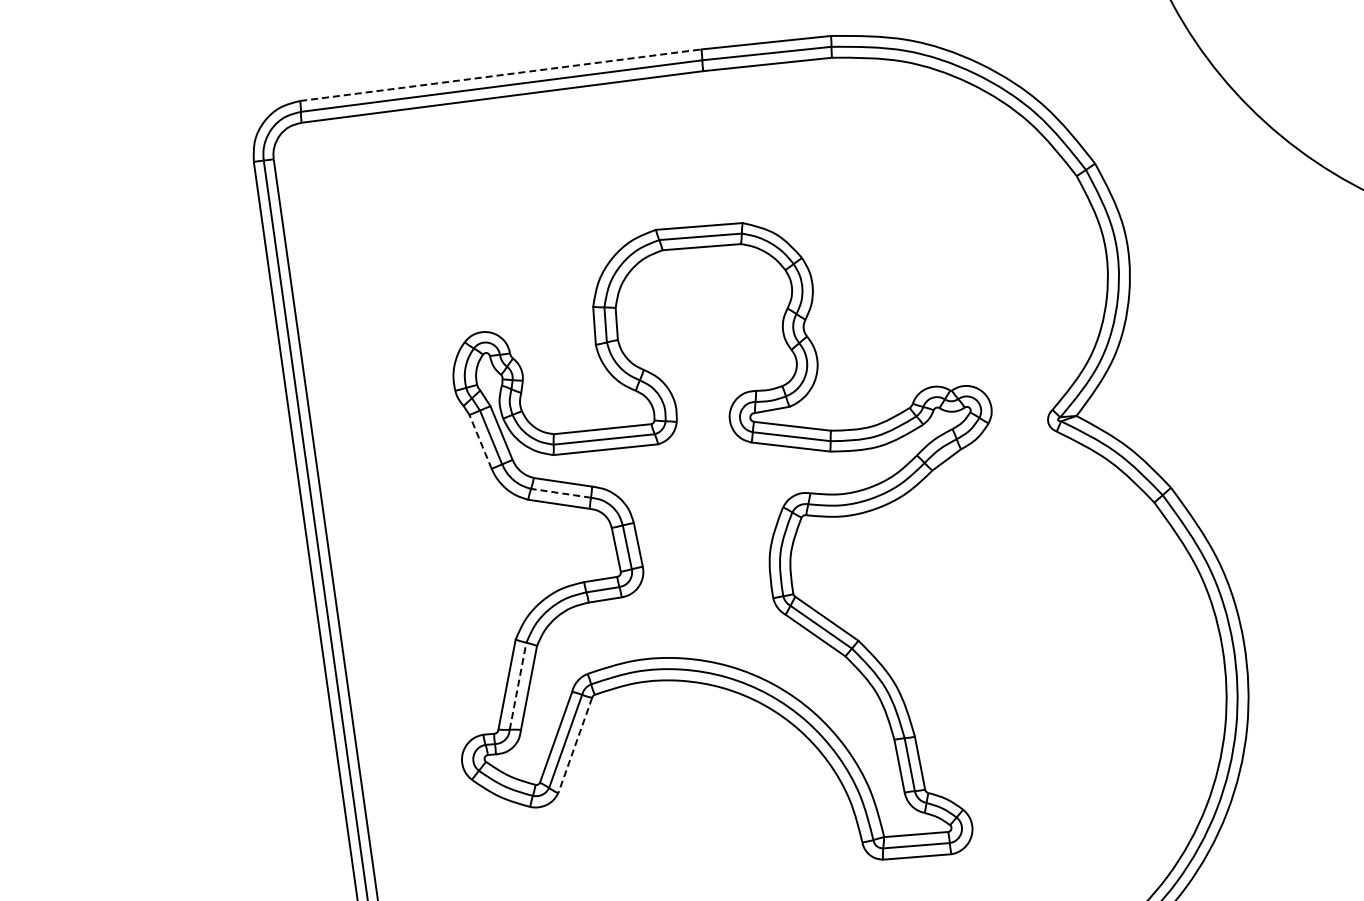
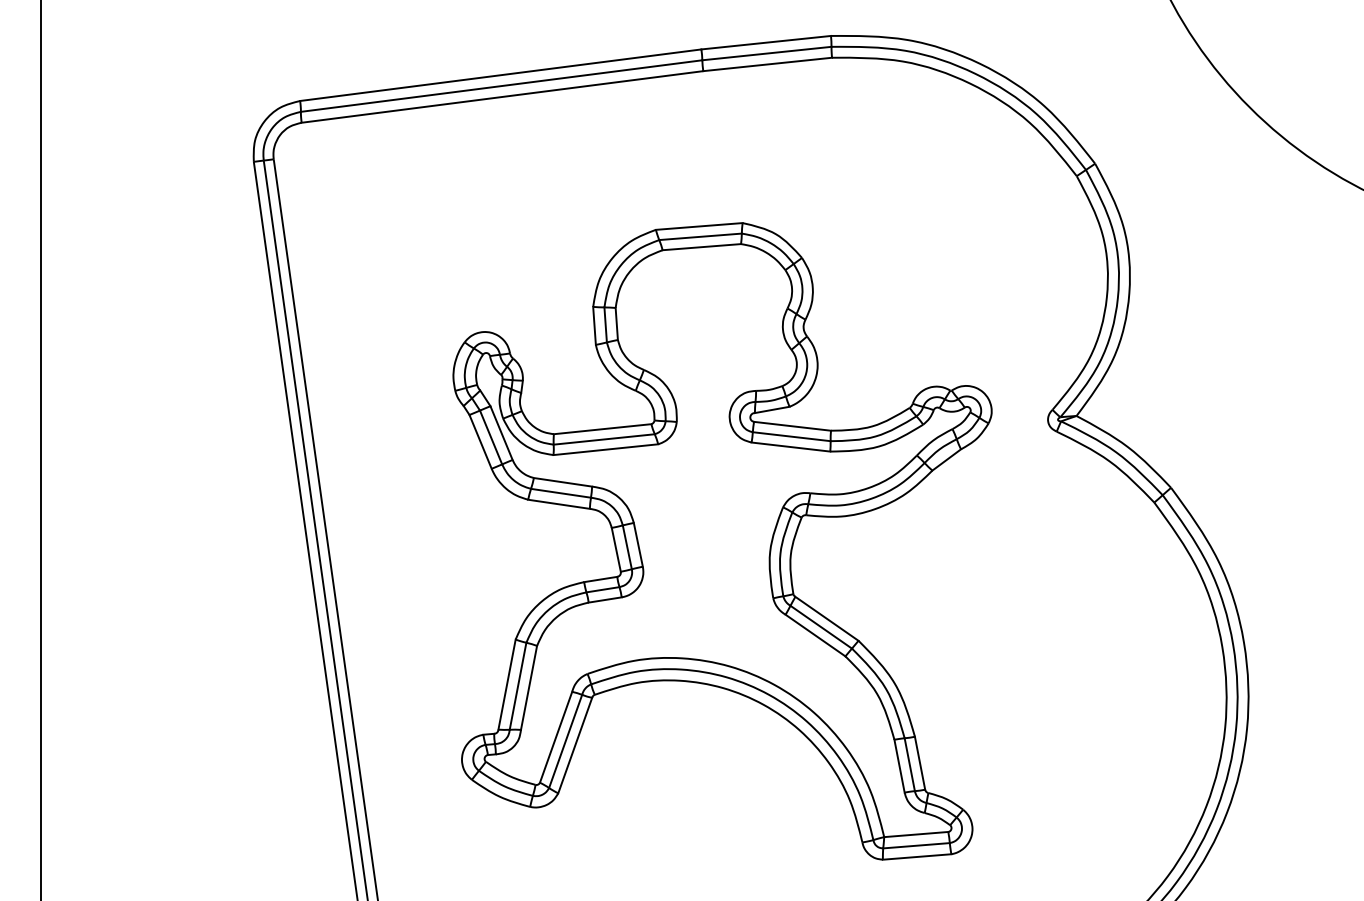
line: dashed -> solid (501, 75)
line: dashed -> solid (480, 441)
line: none -> present (40, 449)
line: dashed -> solid (560, 493)
line: dashed -> solid (518, 685)
line: dashed -> solid (575, 745)
